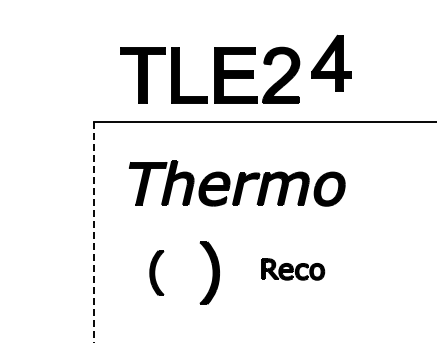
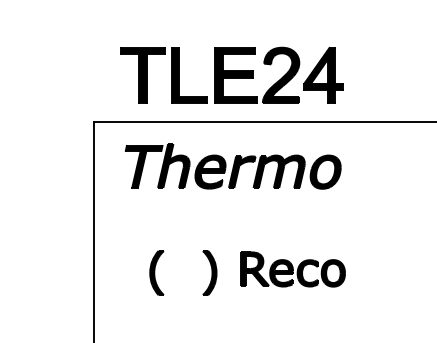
part position: (331, 62) -> (323, 74) (323, 74)
part position: (237, 183) -> (233, 166) (233, 166)
line: dashed -> solid (93, 232)
part size: 65x23 px -> 106x37 px (292, 269)
part size: 21x64 px -> 16x46 px (209, 272)
